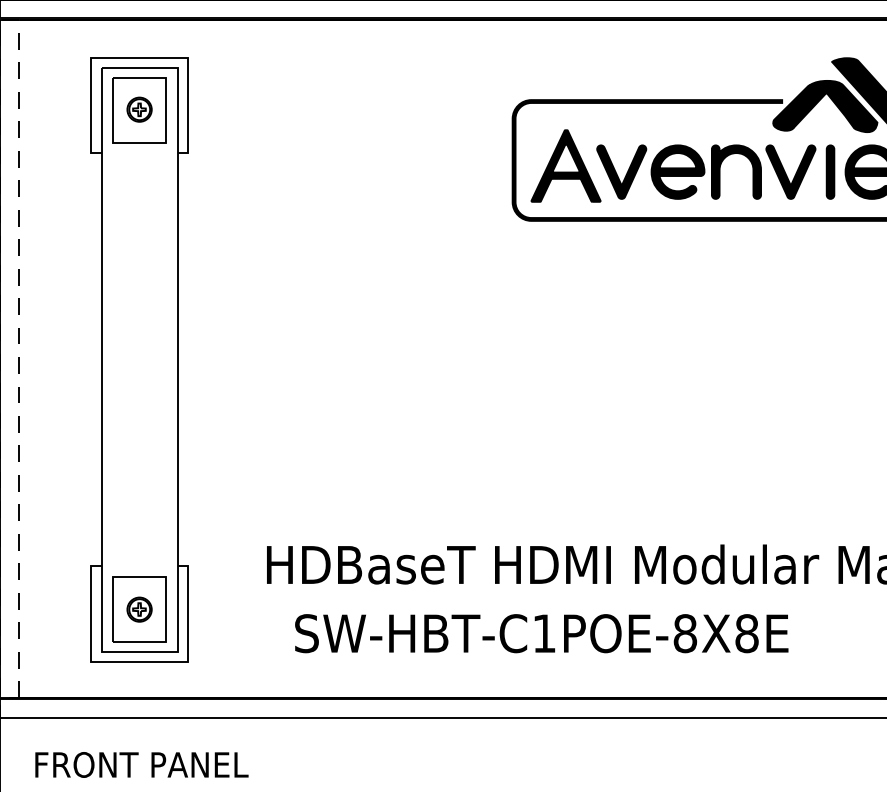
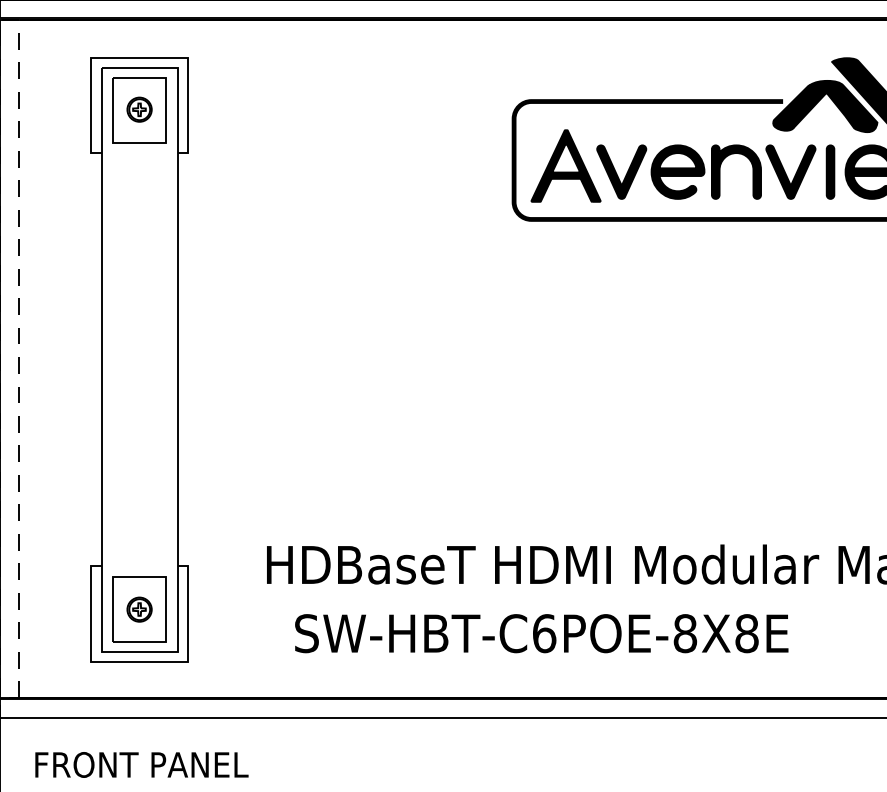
text: SW-HBT-C1POE-8X8E -> SW-HBT-C6POE-8X8E (544, 633)
